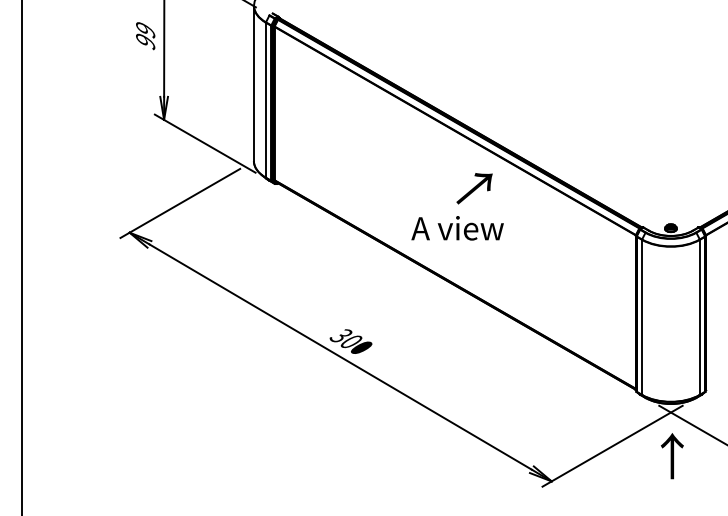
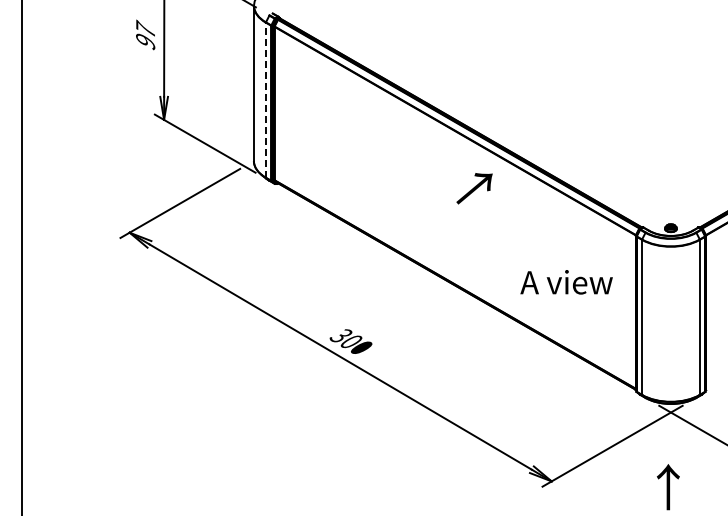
text: 99 -> 97 (145, 28)
line: solid -> dashed (265, 99)
text position: (457, 228) -> (566, 282) (566, 282)
text position: (672, 456) -> (668, 487) (668, 487)
